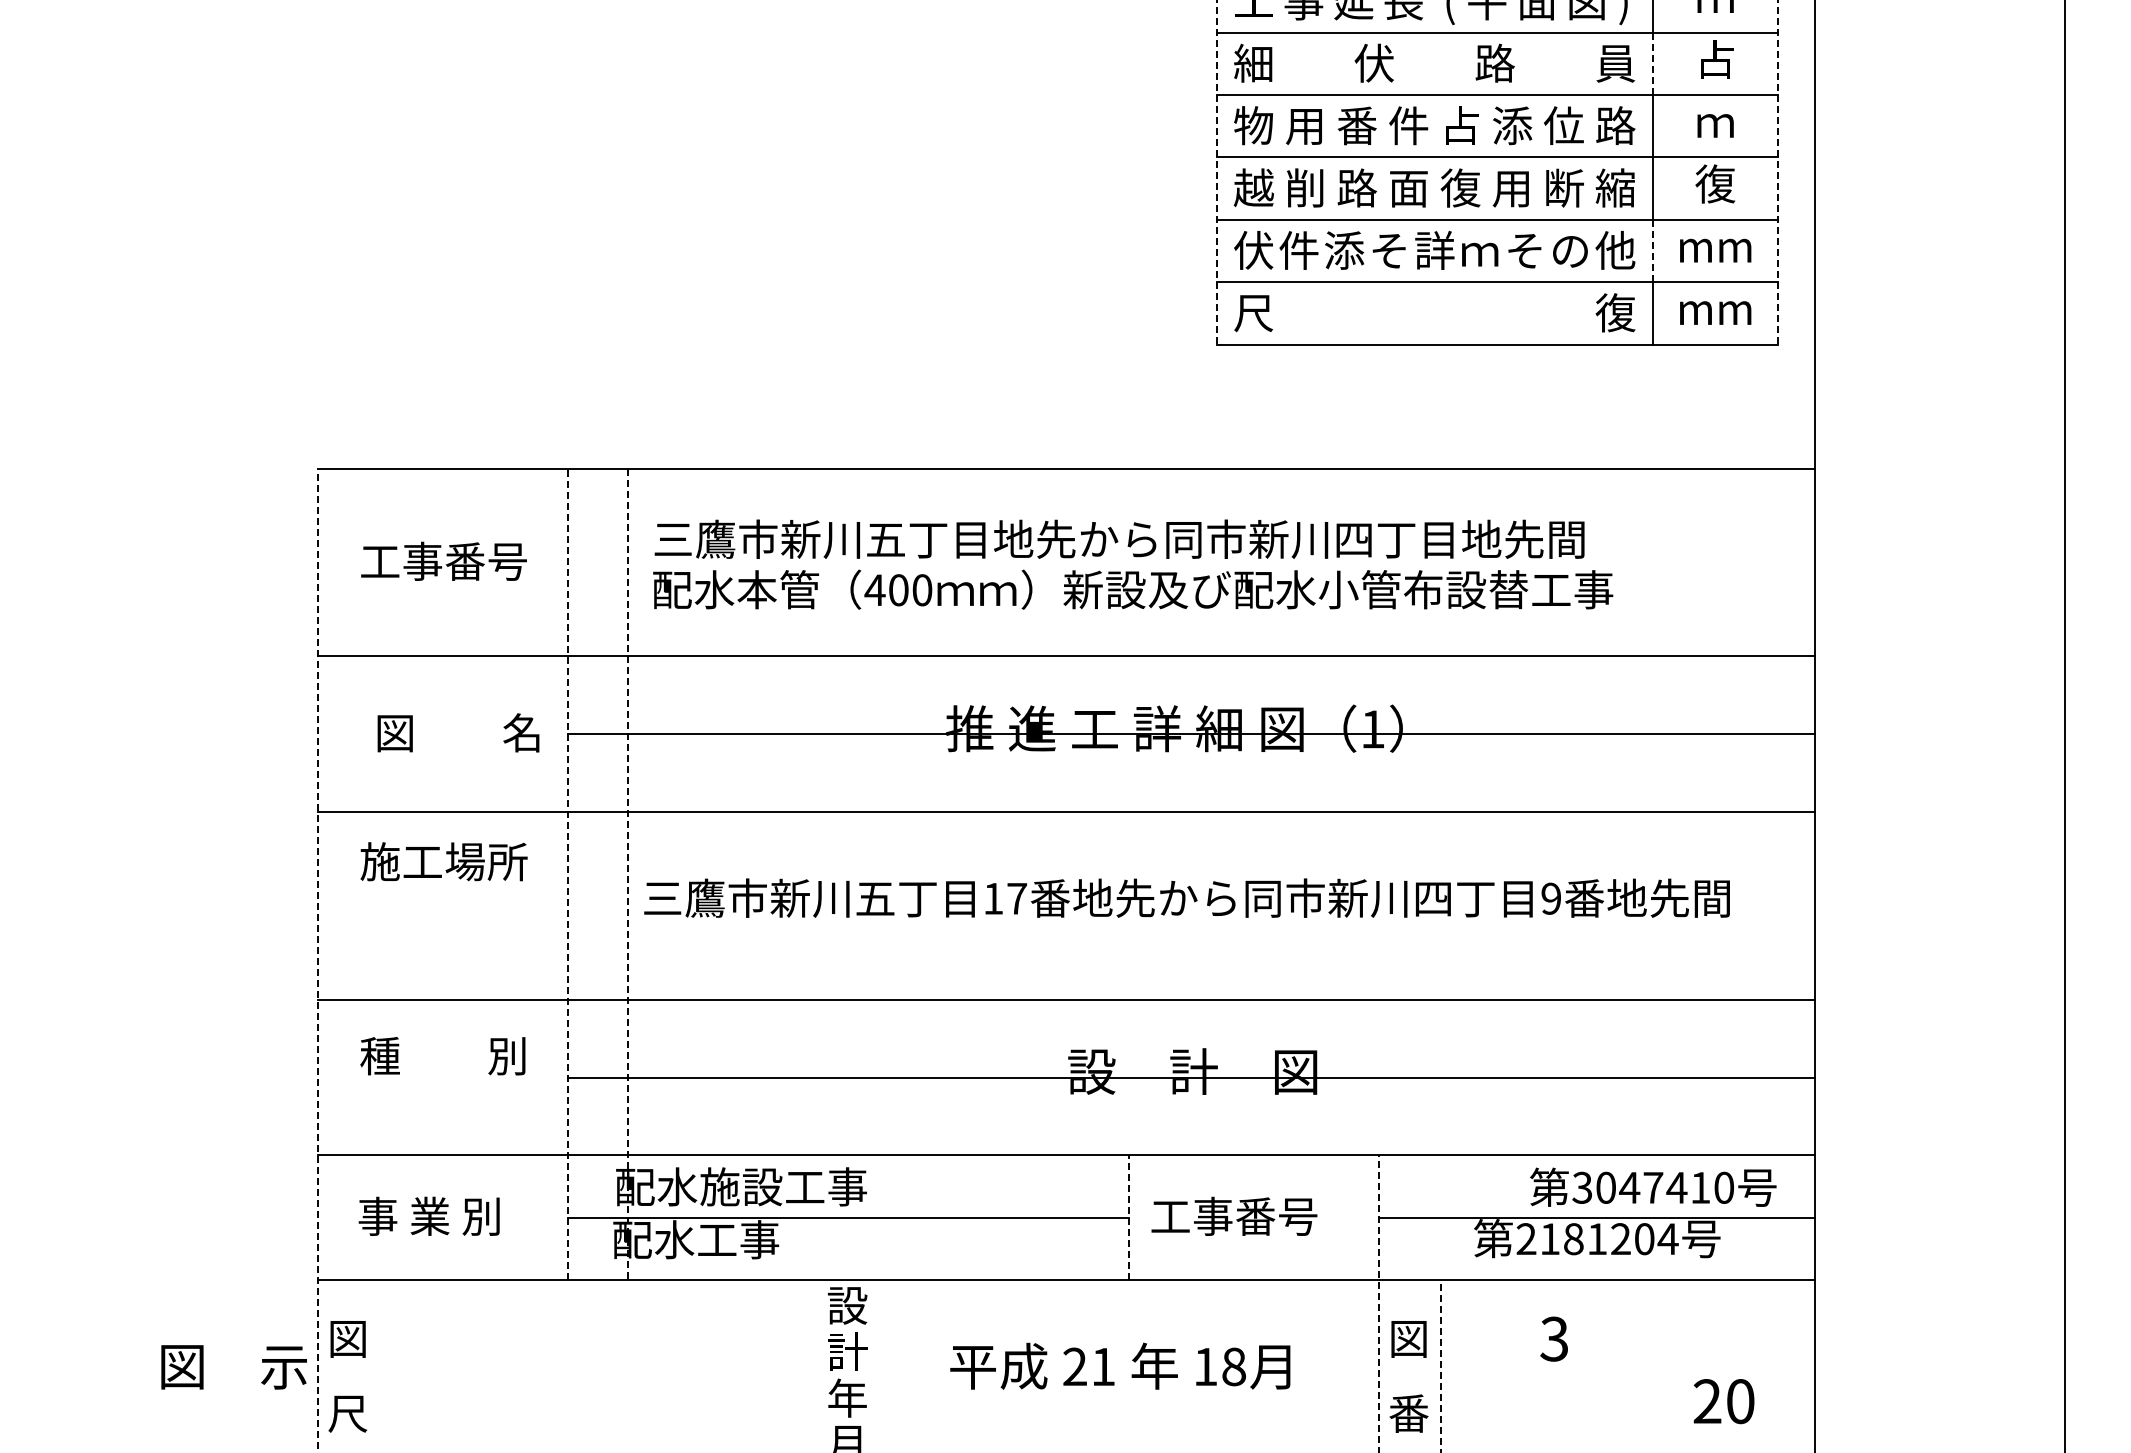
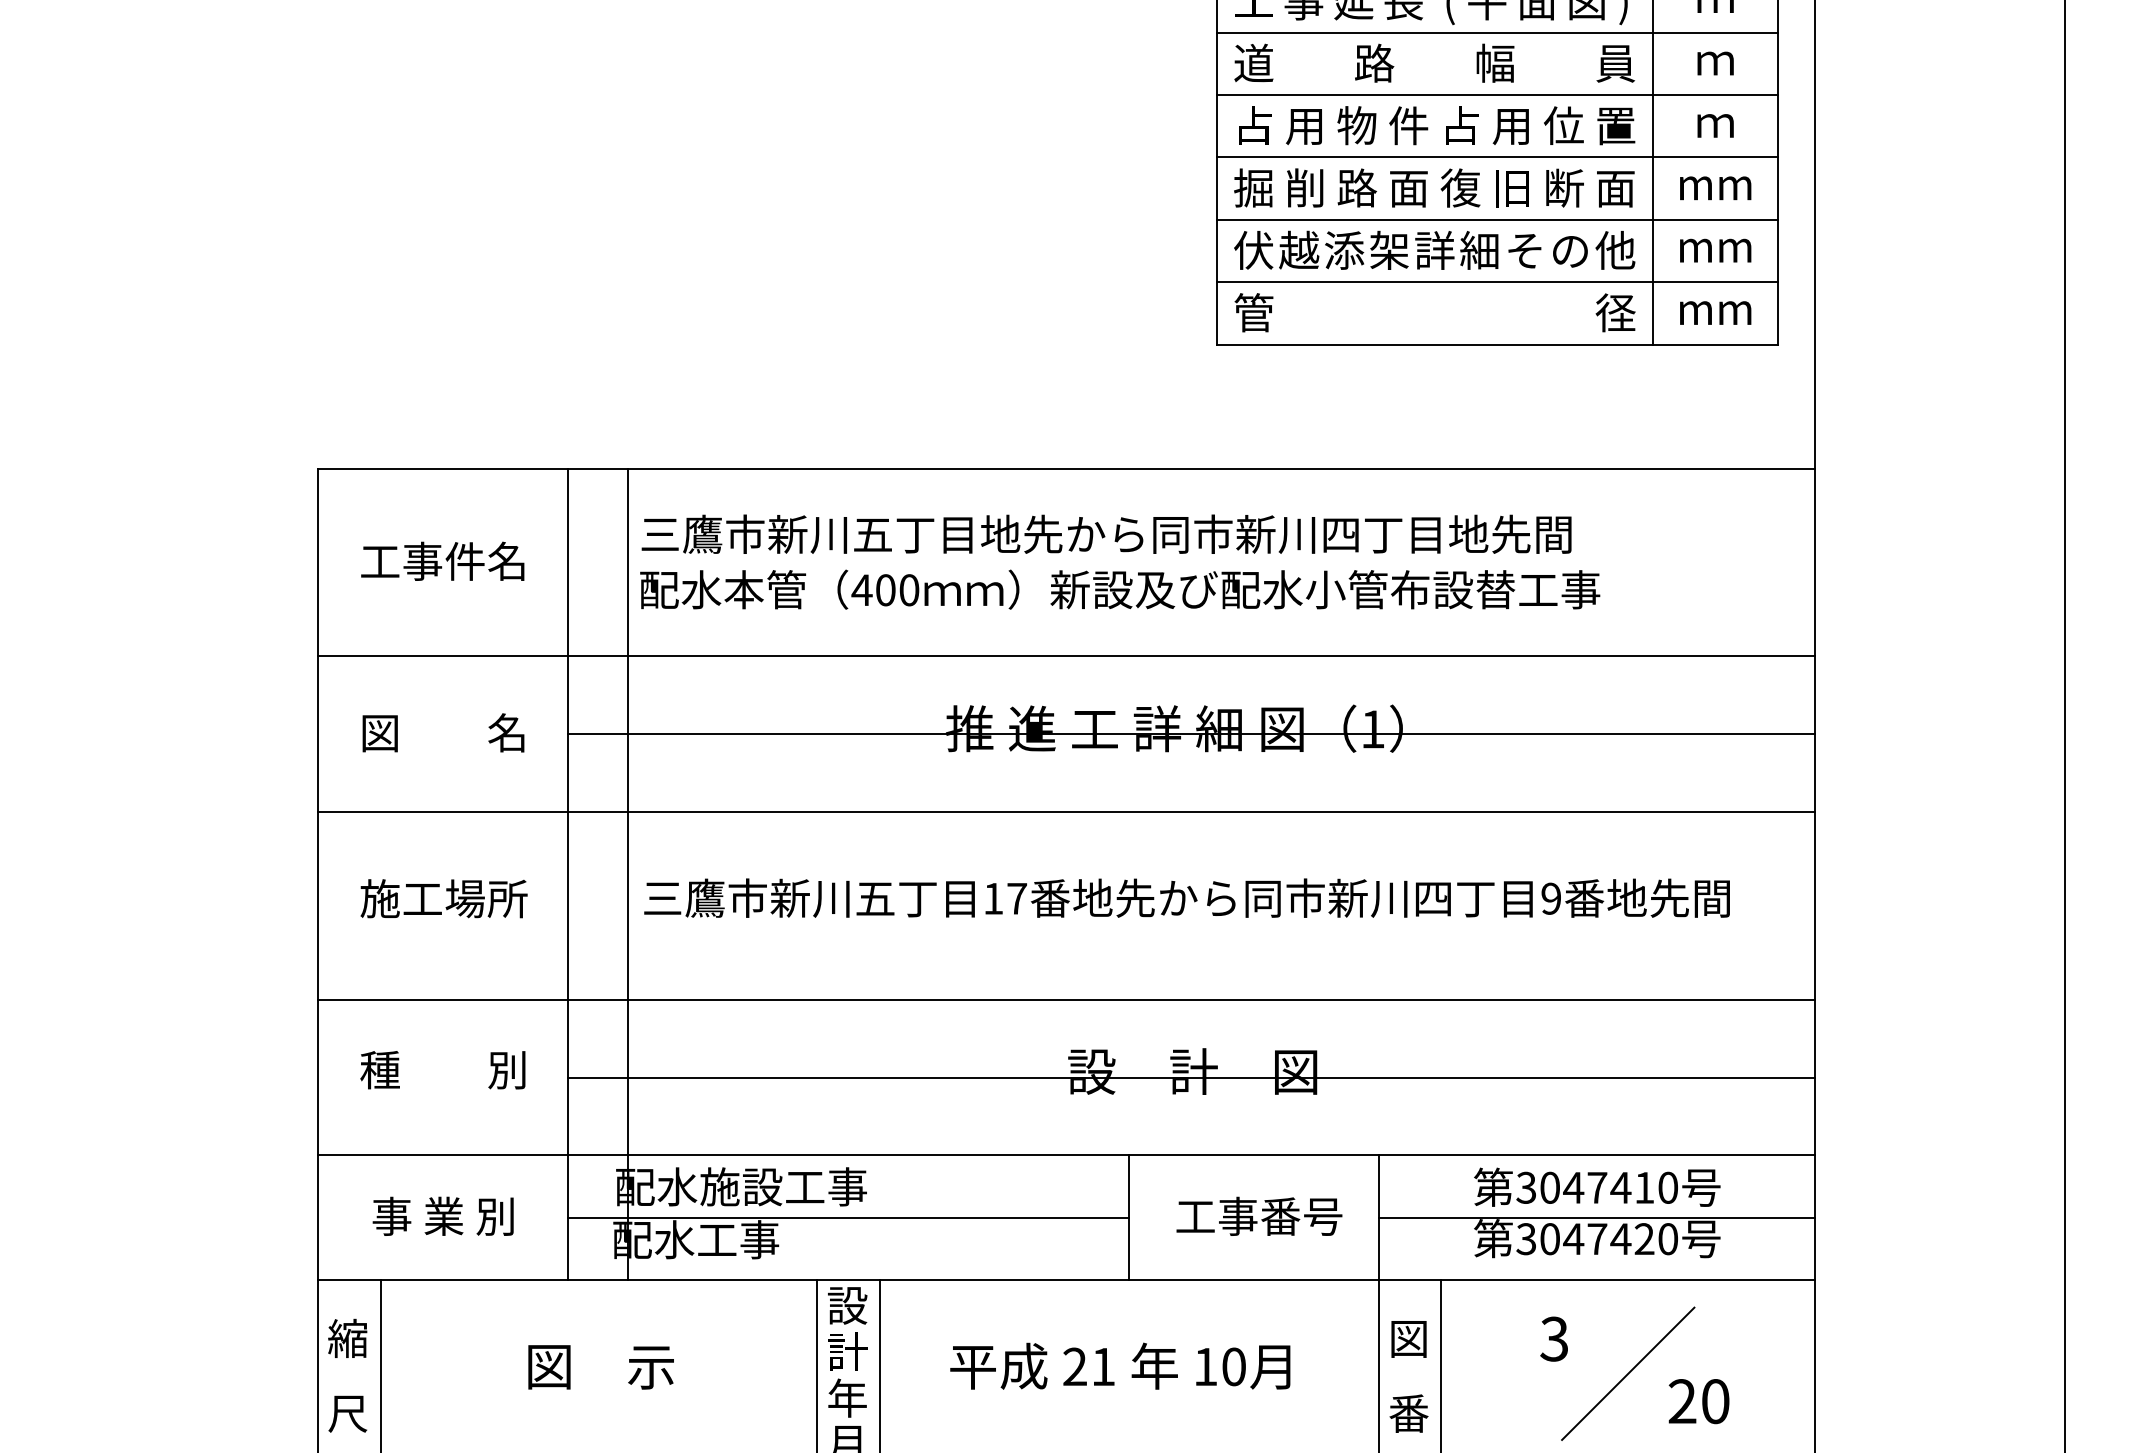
text: 占 -> ｍ (1715, 59)
text: 細 -> 道 (1253, 62)
text: 伏 -> 路 (1374, 62)
text: 路 -> 幅 (1494, 62)
line: dashed -> solid (1653, 64)
text: 物 -> 占 (1253, 125)
text: 番 -> 物 (1356, 125)
text: 添 -> 用 (1512, 125)
text: 路 -> 置 (1615, 125)
line: dashed -> solid (1216, 172)
line: dashed -> solid (1777, 172)
text: 復 -> mm (1715, 183)
text: 越 -> 掘 (1253, 187)
text: 縮 -> 面 (1614, 187)
text: 用 -> 旧 (1510, 188)
text: 件 -> 越 (1299, 249)
text: そ -> 架 (1389, 249)
text: ｍ -> 細 (1479, 250)
line: dashed -> solid (1653, 251)
text: 尺 -> 管 (1253, 312)
text: 復 -> 径 (1615, 312)
text position: (1119, 538) -> (1106, 533) (1106, 533)
text: 工事番号 -> 工事件名 (485, 560)
text position: (1133, 589) -> (1120, 589) (1120, 589)
text position: (458, 732) -> (443, 732) (443, 732)
text position: (443, 861) -> (443, 898) (443, 898)
line: dashed -> solid (567, 874)
line: dashed -> solid (628, 875)
line: dashed -> solid (318, 960)
text position: (442, 1056) -> (442, 1070) (442, 1070)
text position: (1653, 1186) -> (1597, 1186) (1597, 1186)
text position: (428, 1215) -> (442, 1215) (442, 1215)
text position: (1234, 1215) -> (1259, 1215) (1259, 1215)
line: dashed -> solid (1129, 1217)
text: 2181204 -> 3047420 (1597, 1239)
line: dashed -> solid (1378, 1304)
text: 図 -> 縮 (347, 1338)
line: none -> present (380, 1364)
line: none -> present (817, 1364)
line: none -> present (879, 1364)
line: dashed -> solid (1441, 1365)
text: 18 -> 10 (1233, 1366)
text position: (233, 1367) -> (600, 1367) (600, 1367)
line: none -> present (1628, 1373)
text position: (1723, 1401) -> (1698, 1401) (1698, 1401)
